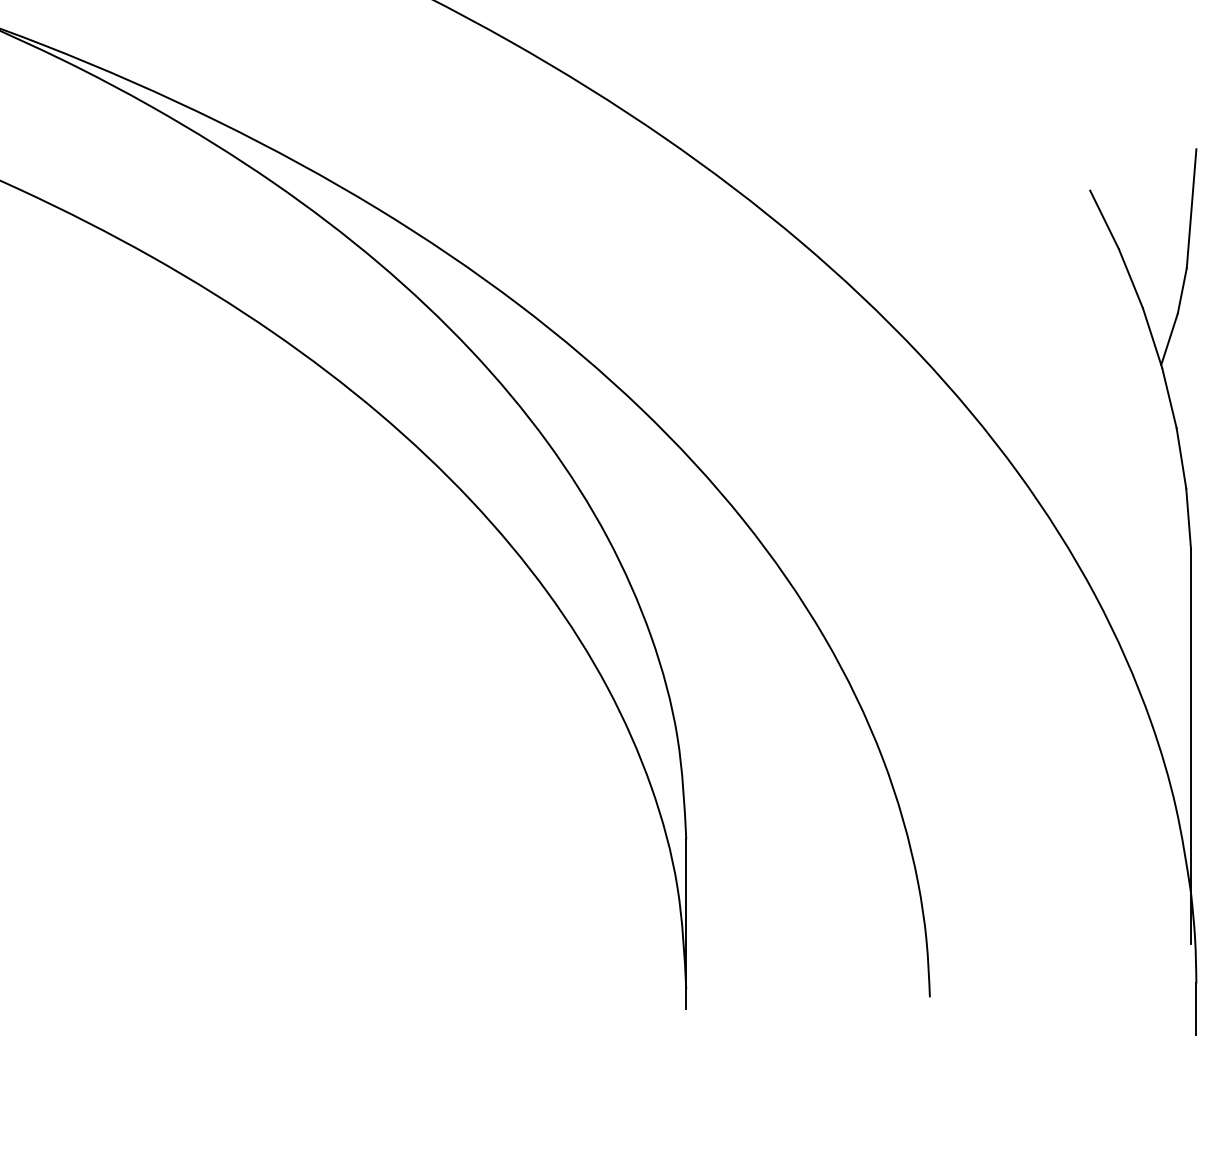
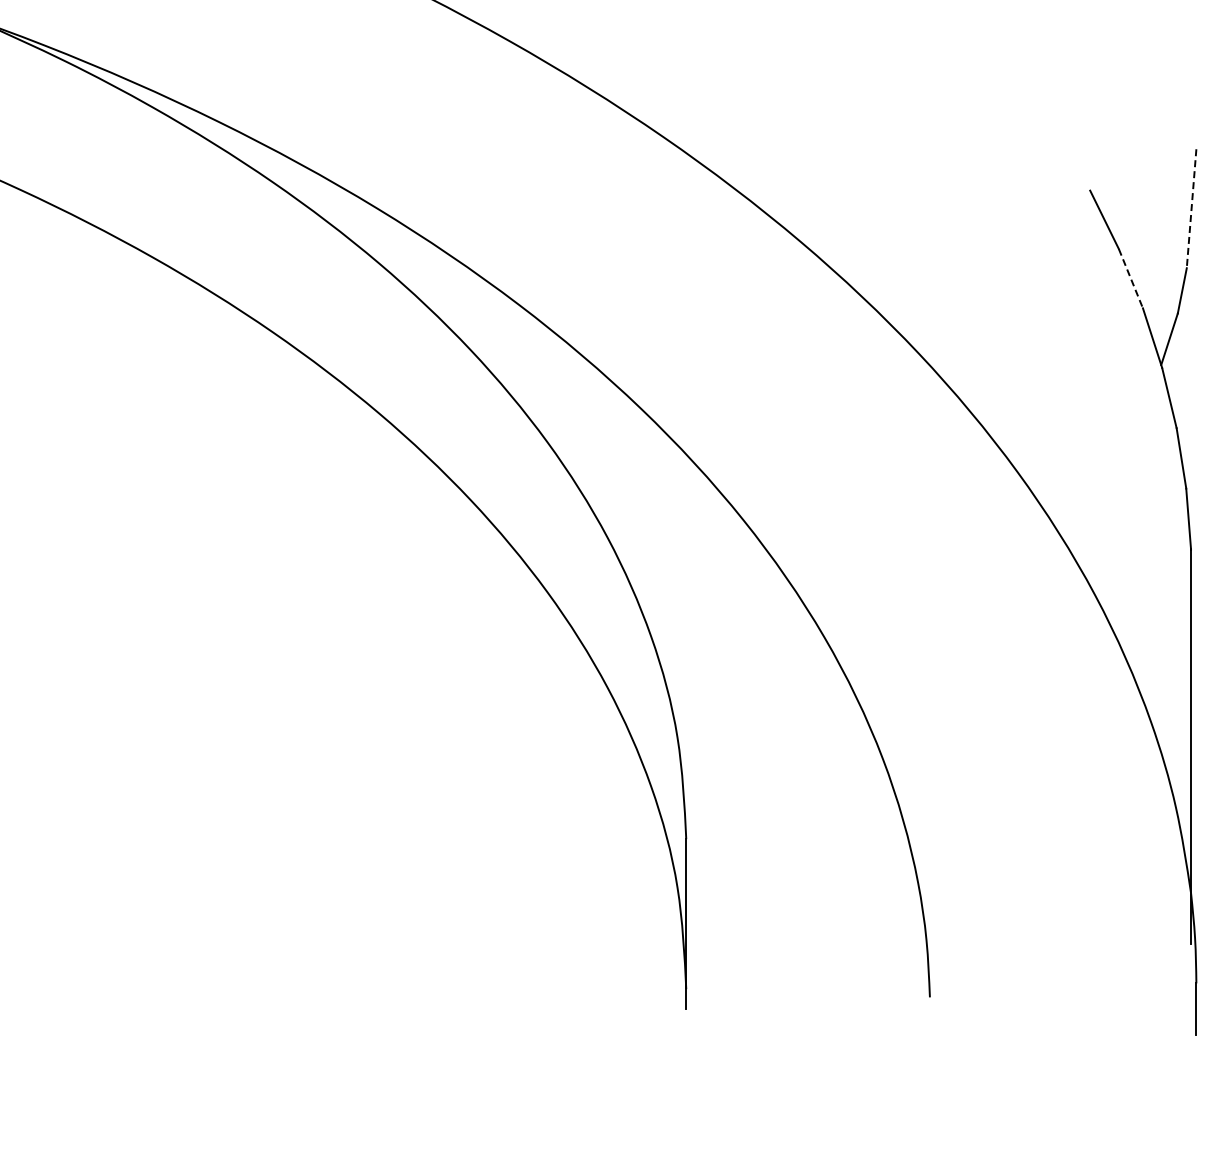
line: solid -> dashed (1191, 208)
line: solid -> dashed (1130, 278)
